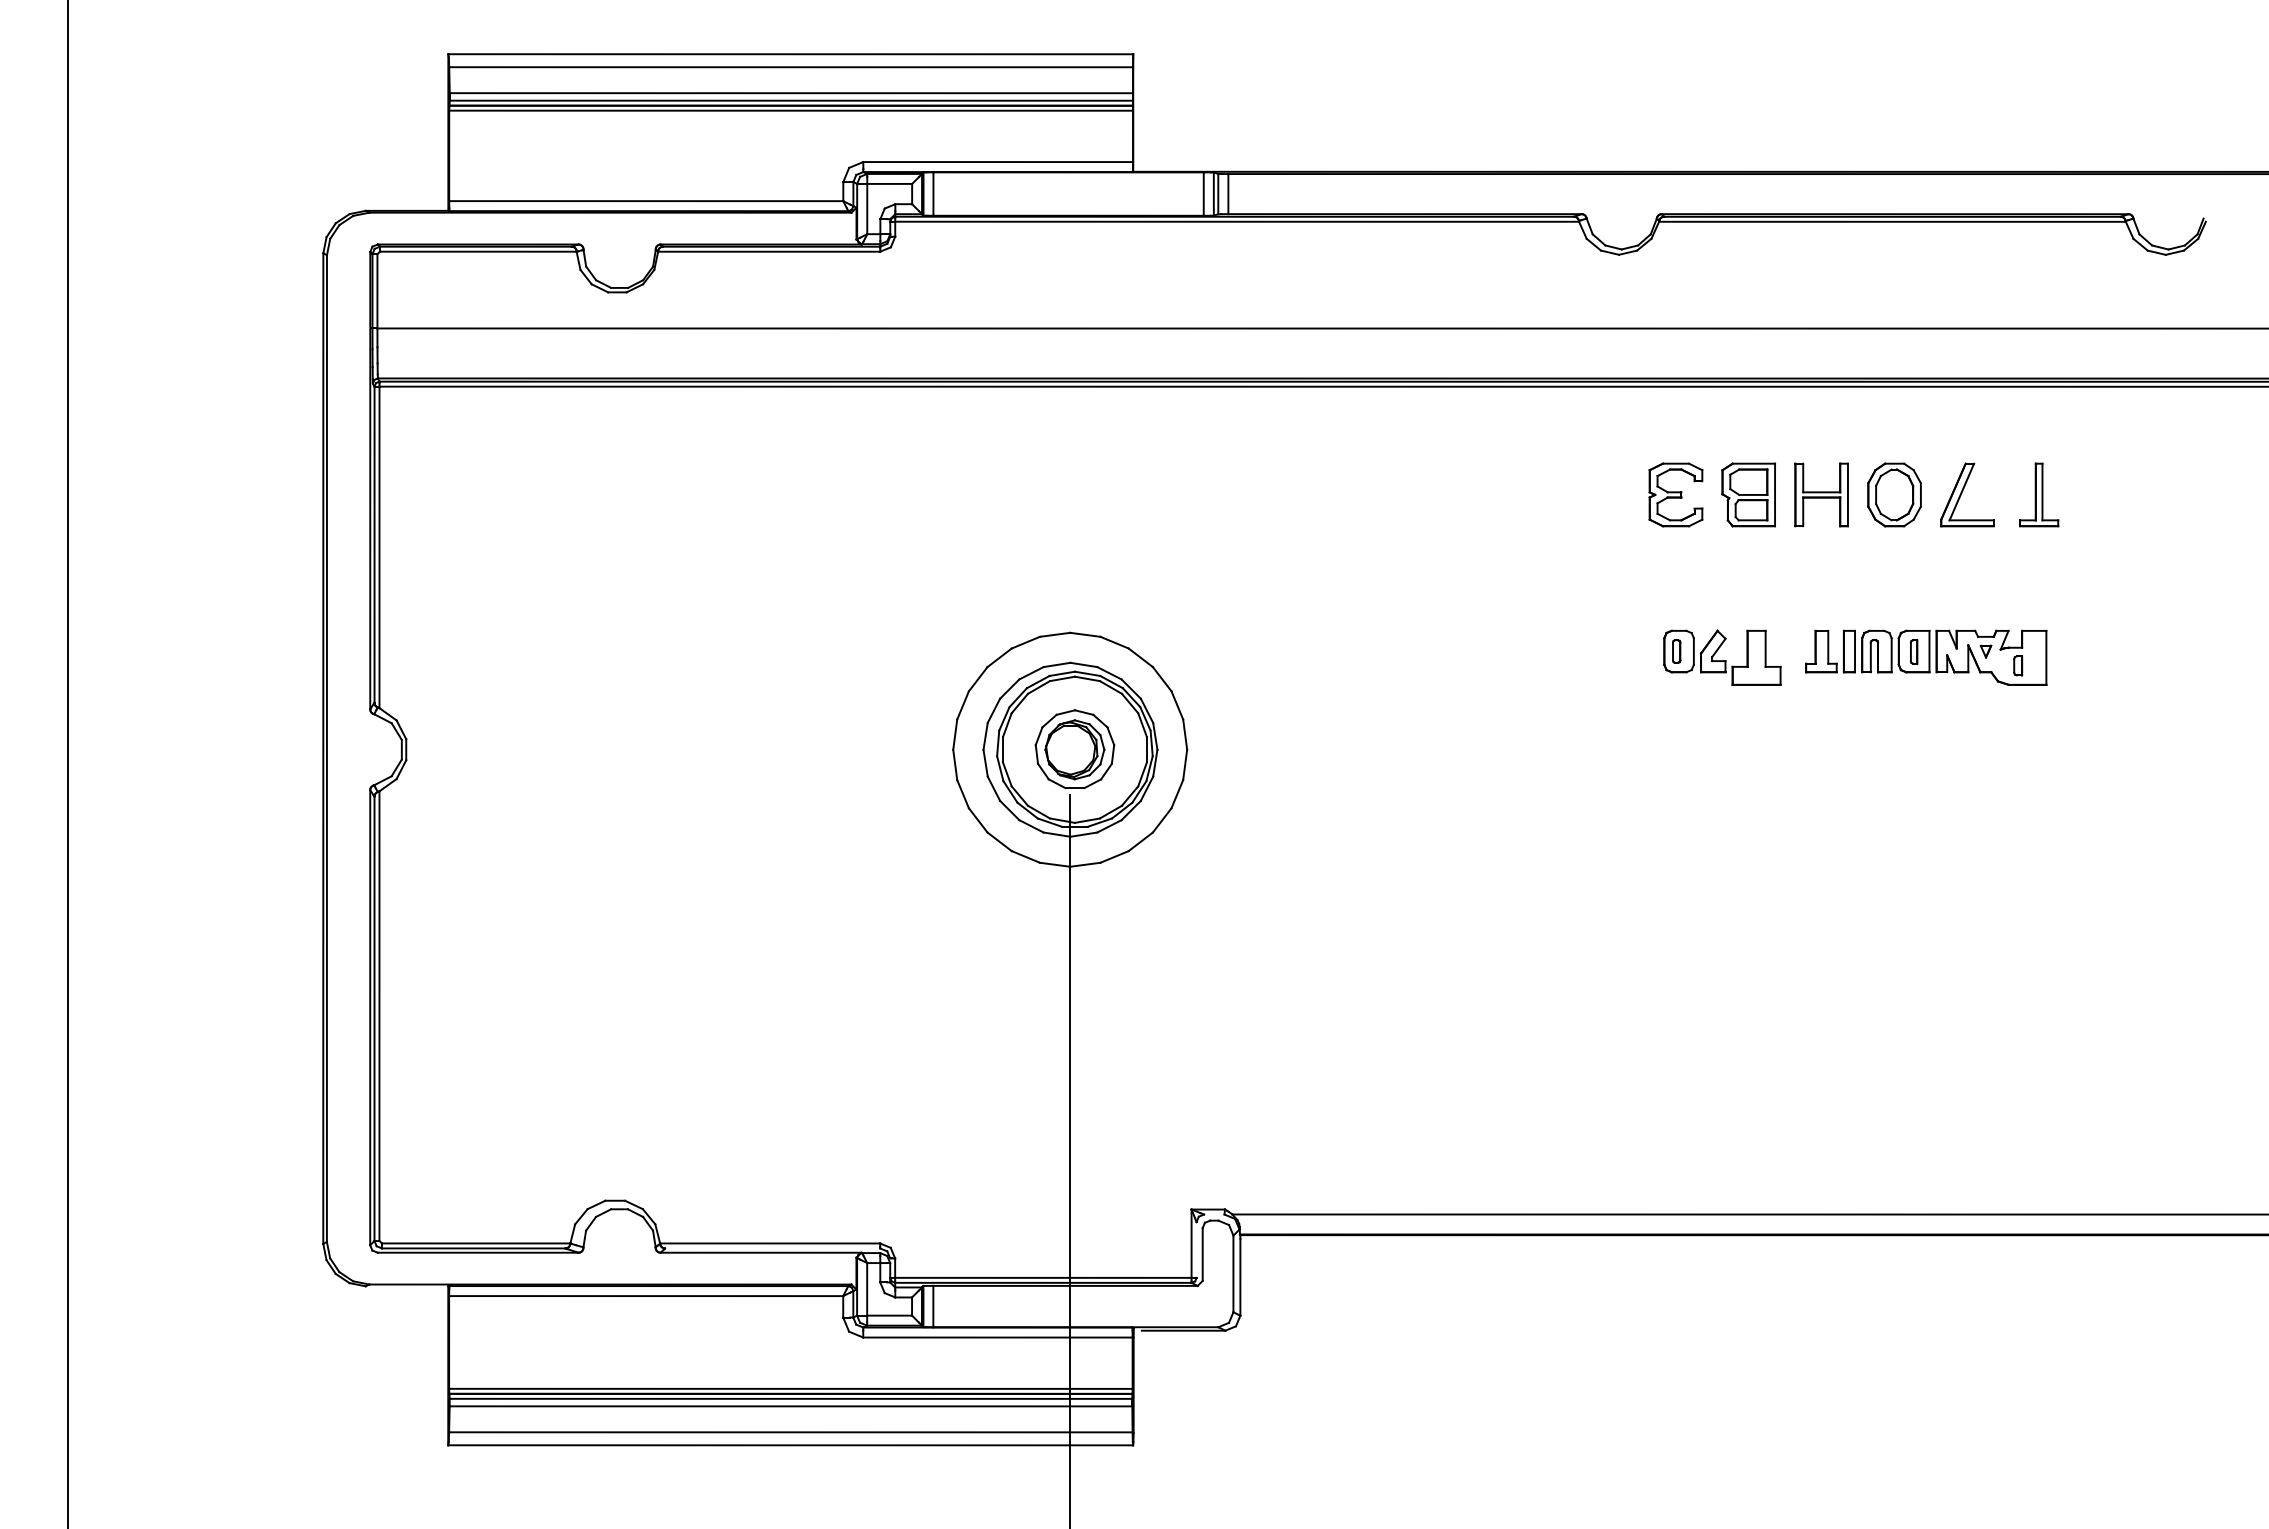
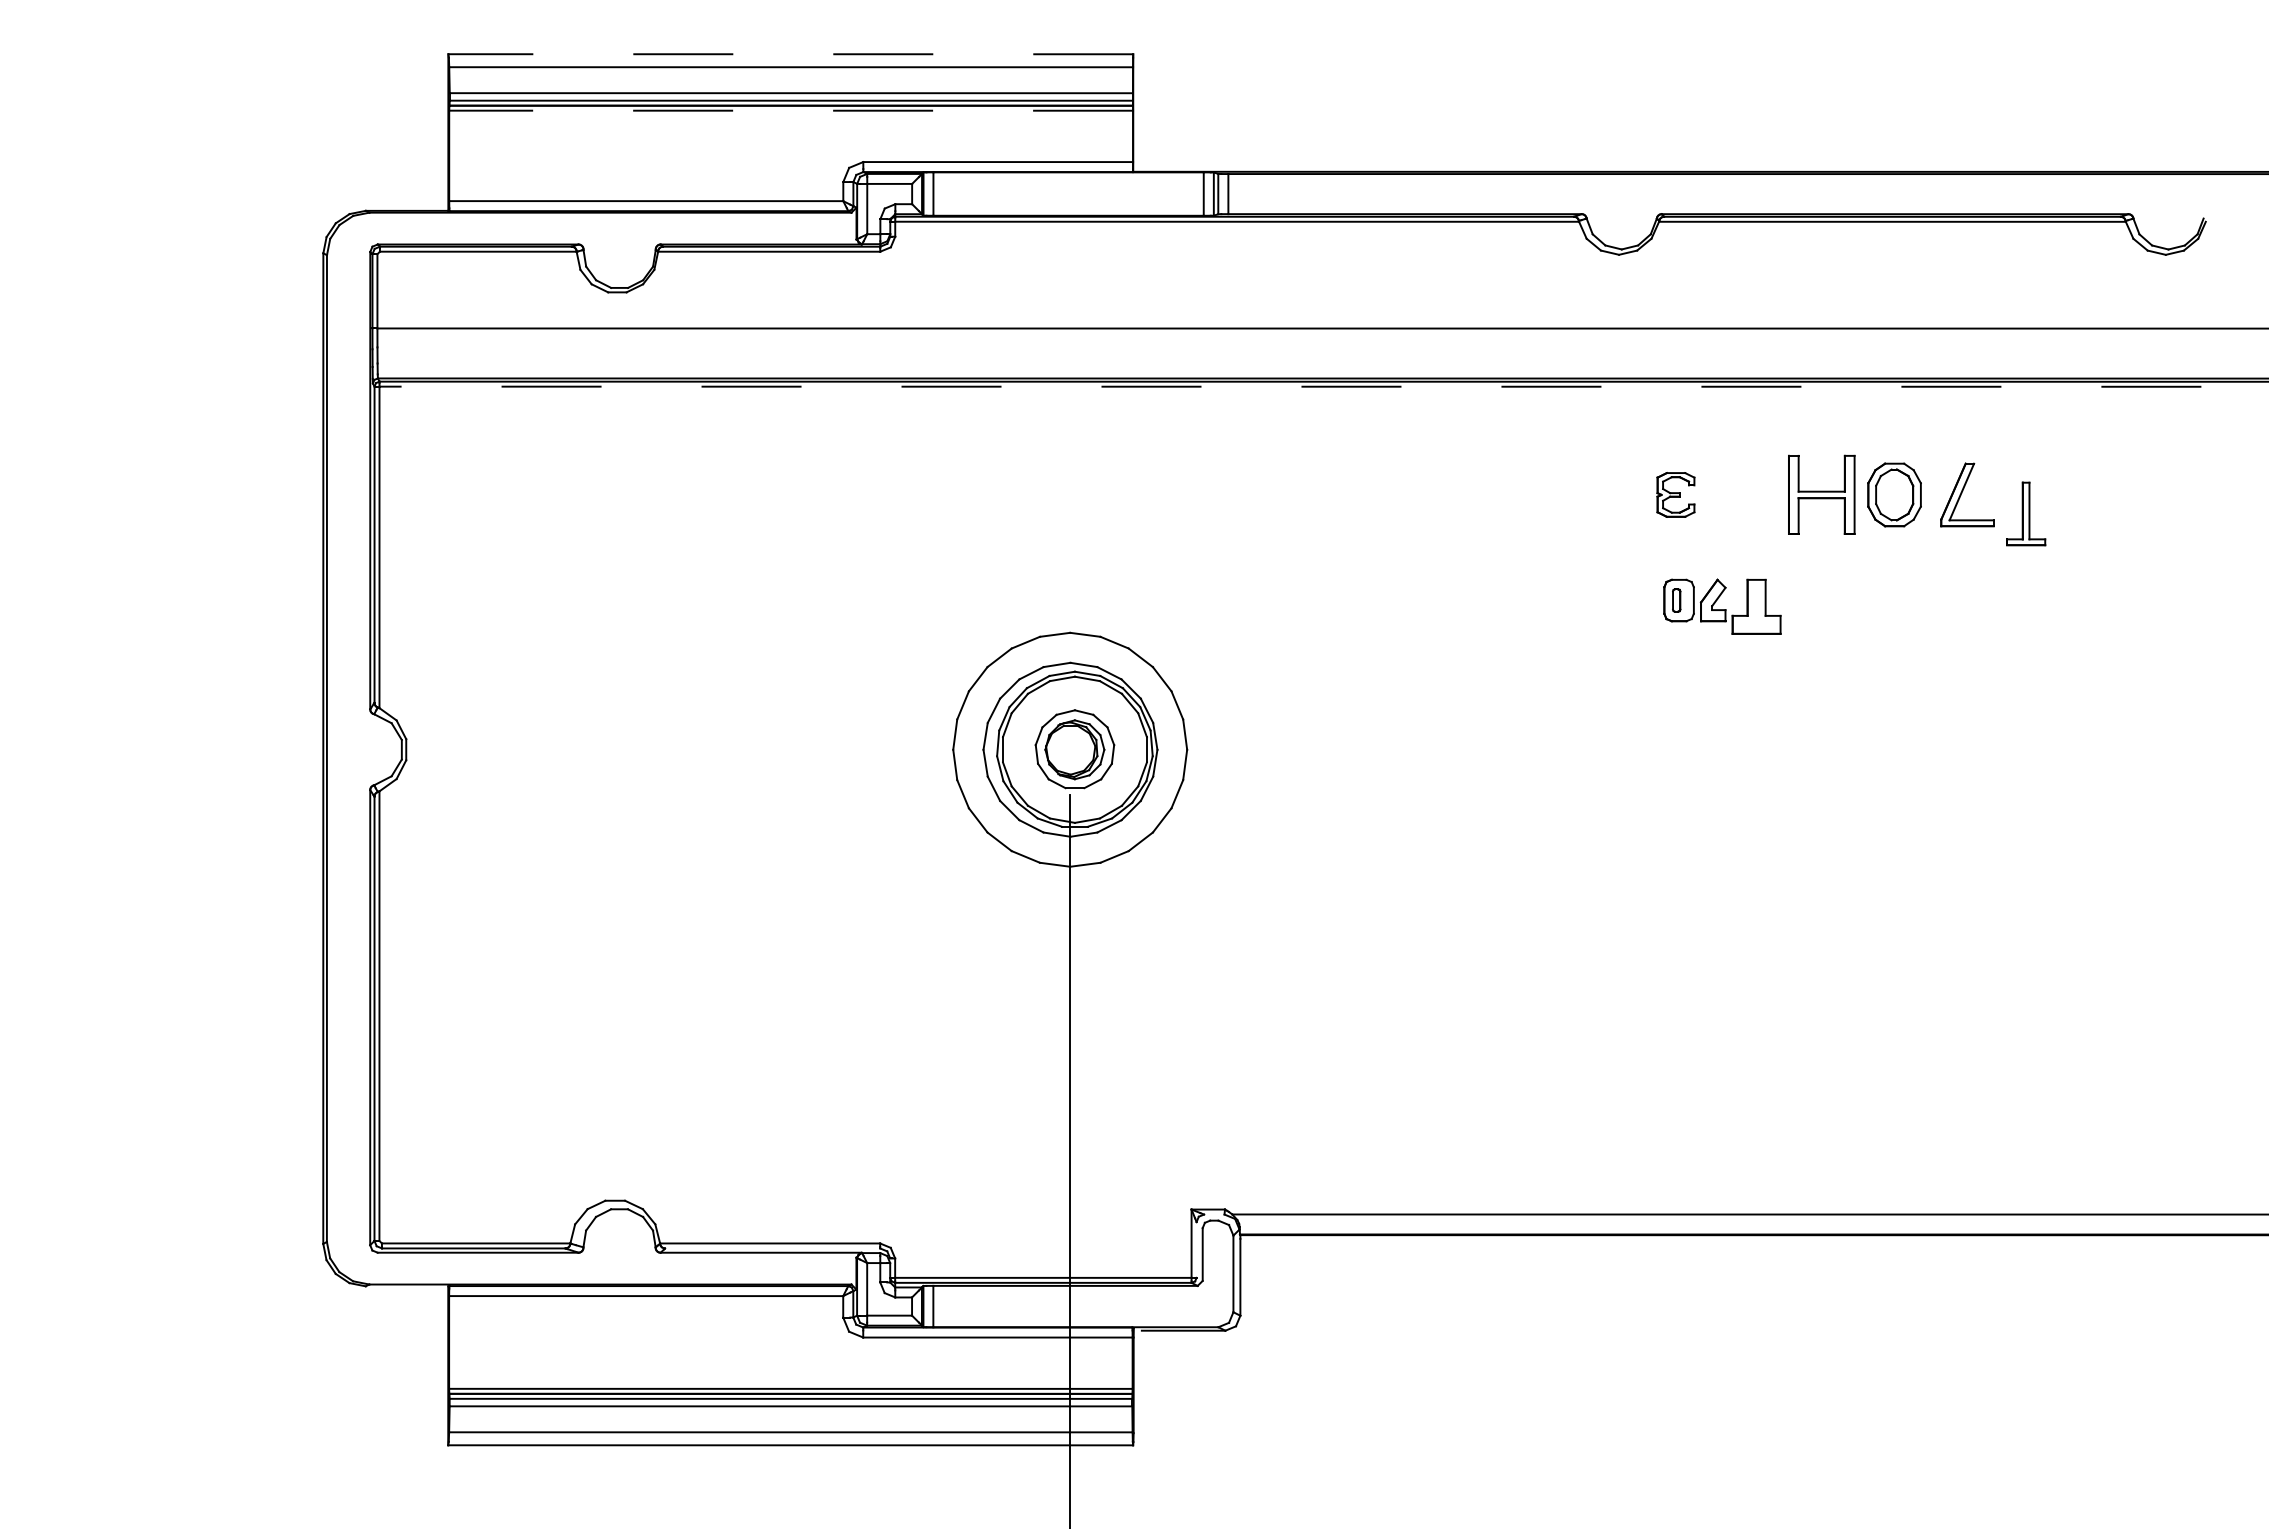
line: solid -> dashed (790, 54)
line: solid -> dashed (791, 110)
line: solid -> dashed (1323, 386)
part size: 56x66 px -> 40x46 px (1675, 494)
part: present -> none (1748, 494)
part size: 55x66 px -> 68x81 px (1821, 494)
part position: (2039, 494) -> (2026, 513) (2026, 513)
part position: (1722, 657) -> (1722, 606) (1722, 606)
part: present -> none (1926, 657)
line: present -> none (68, 763)
